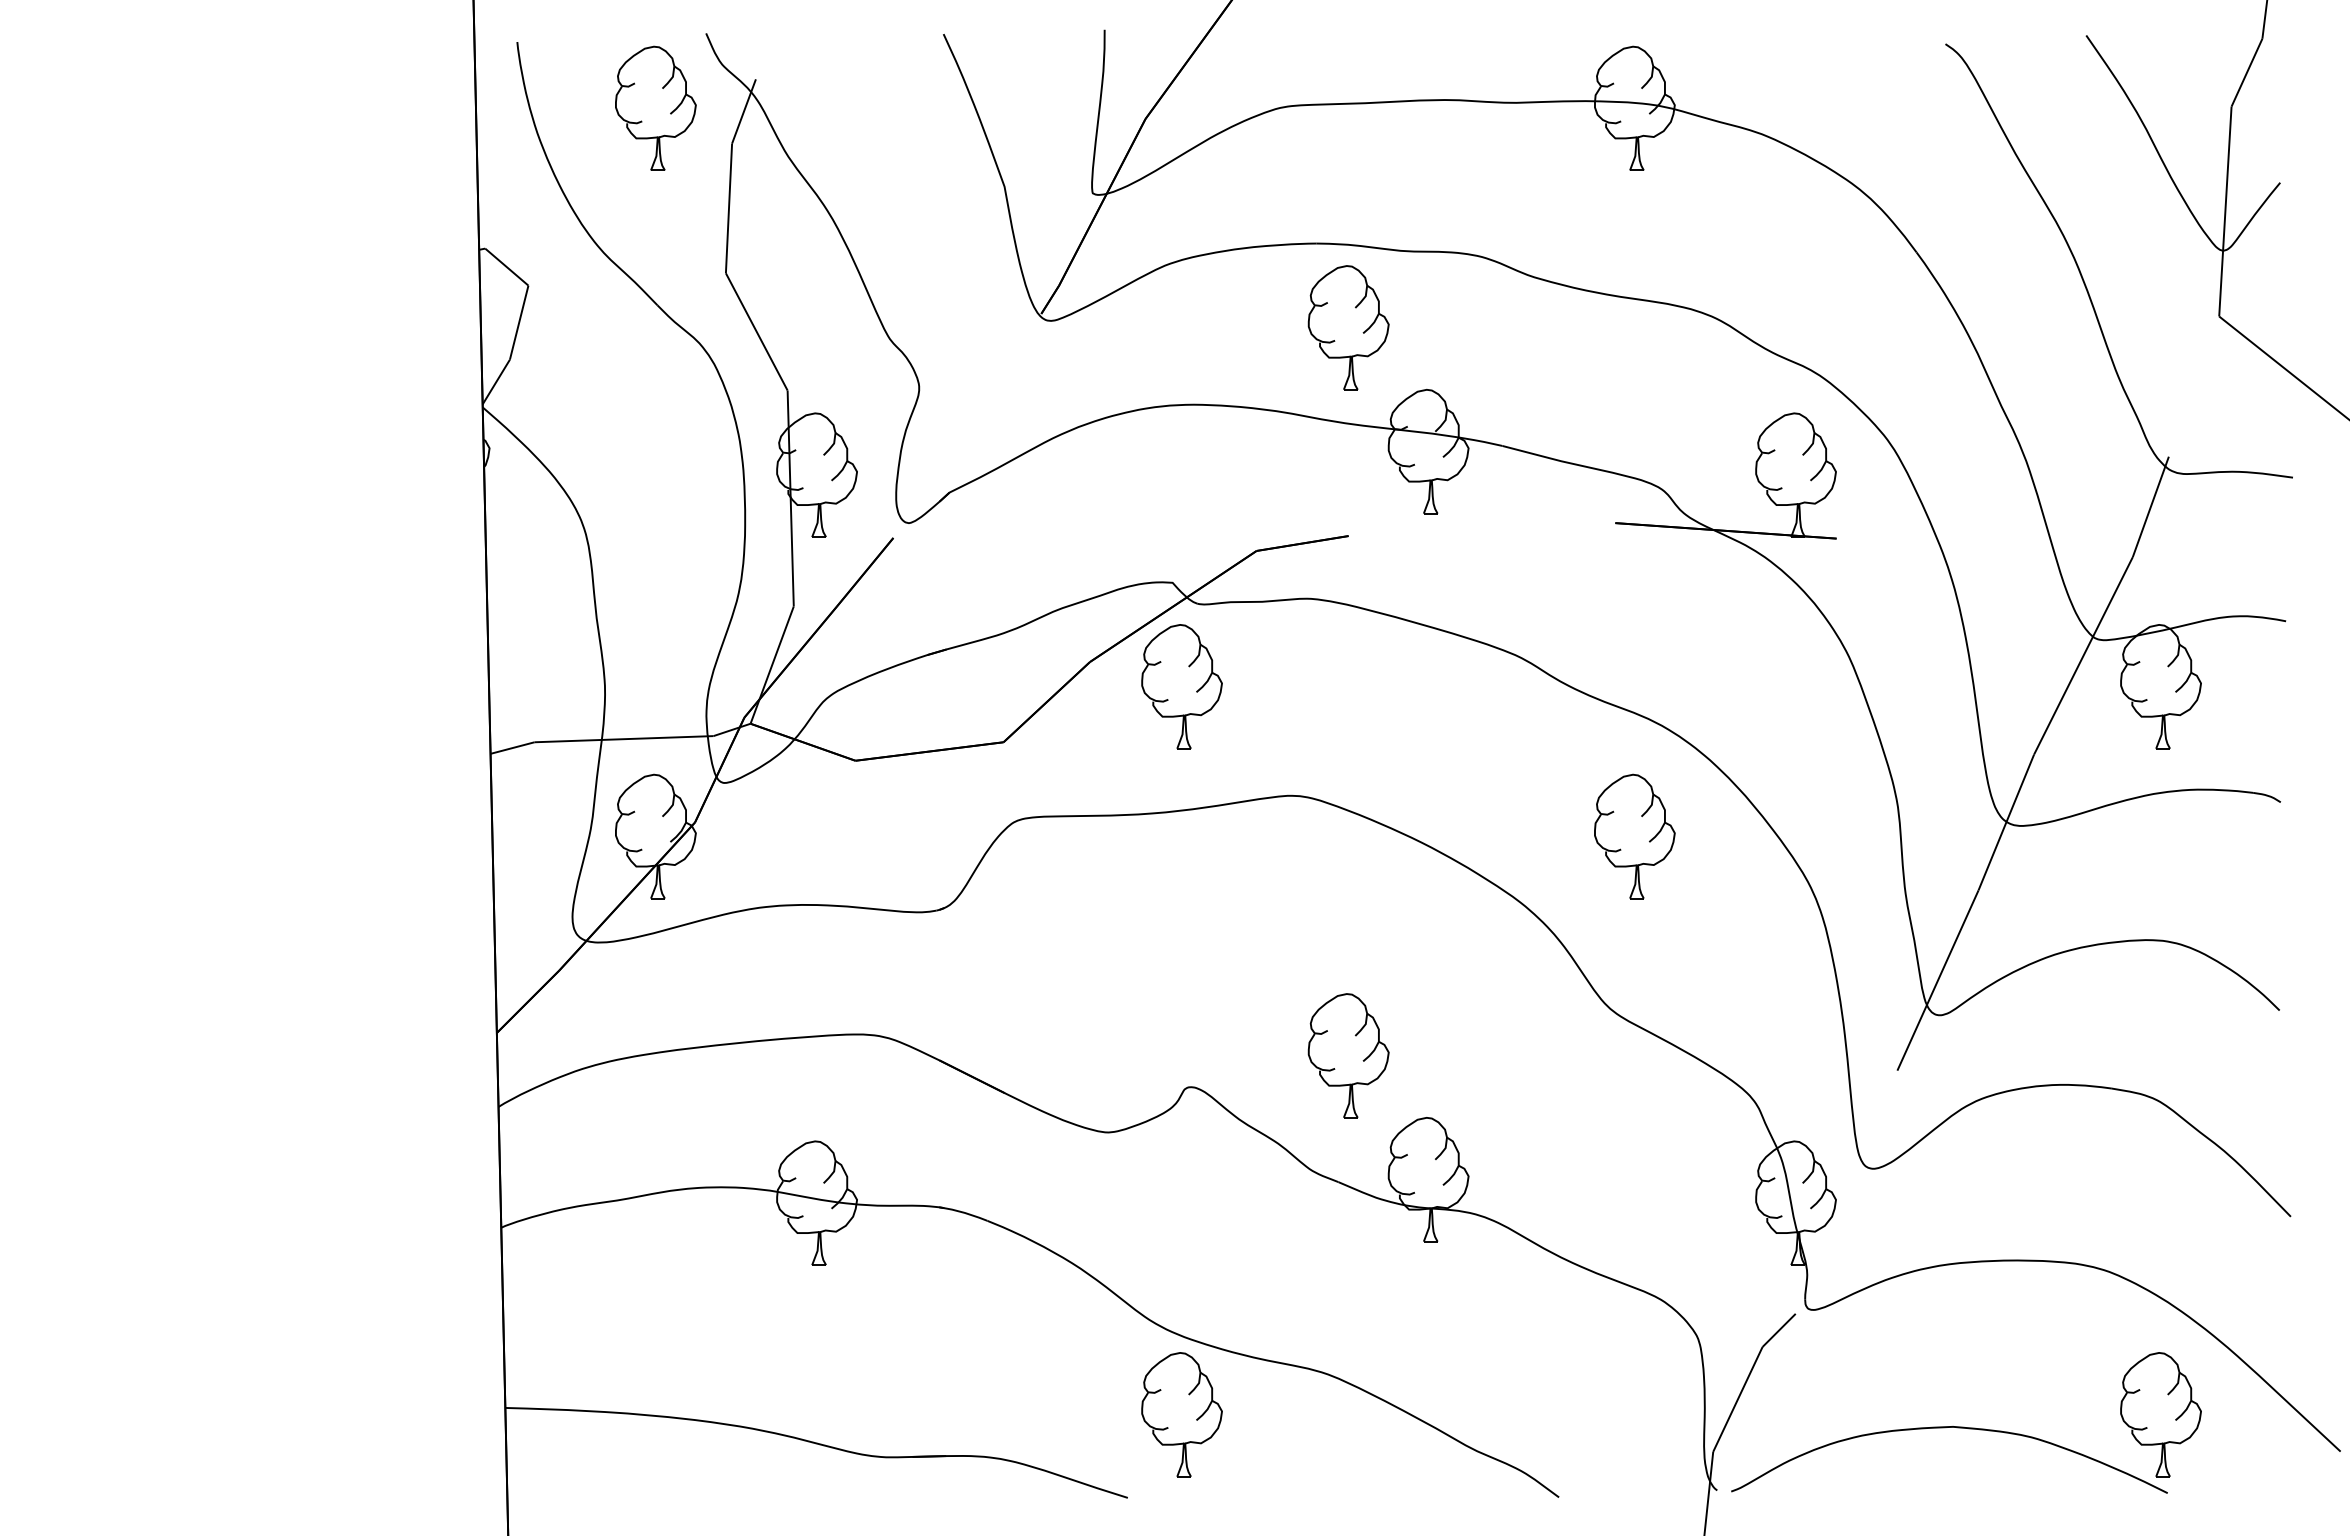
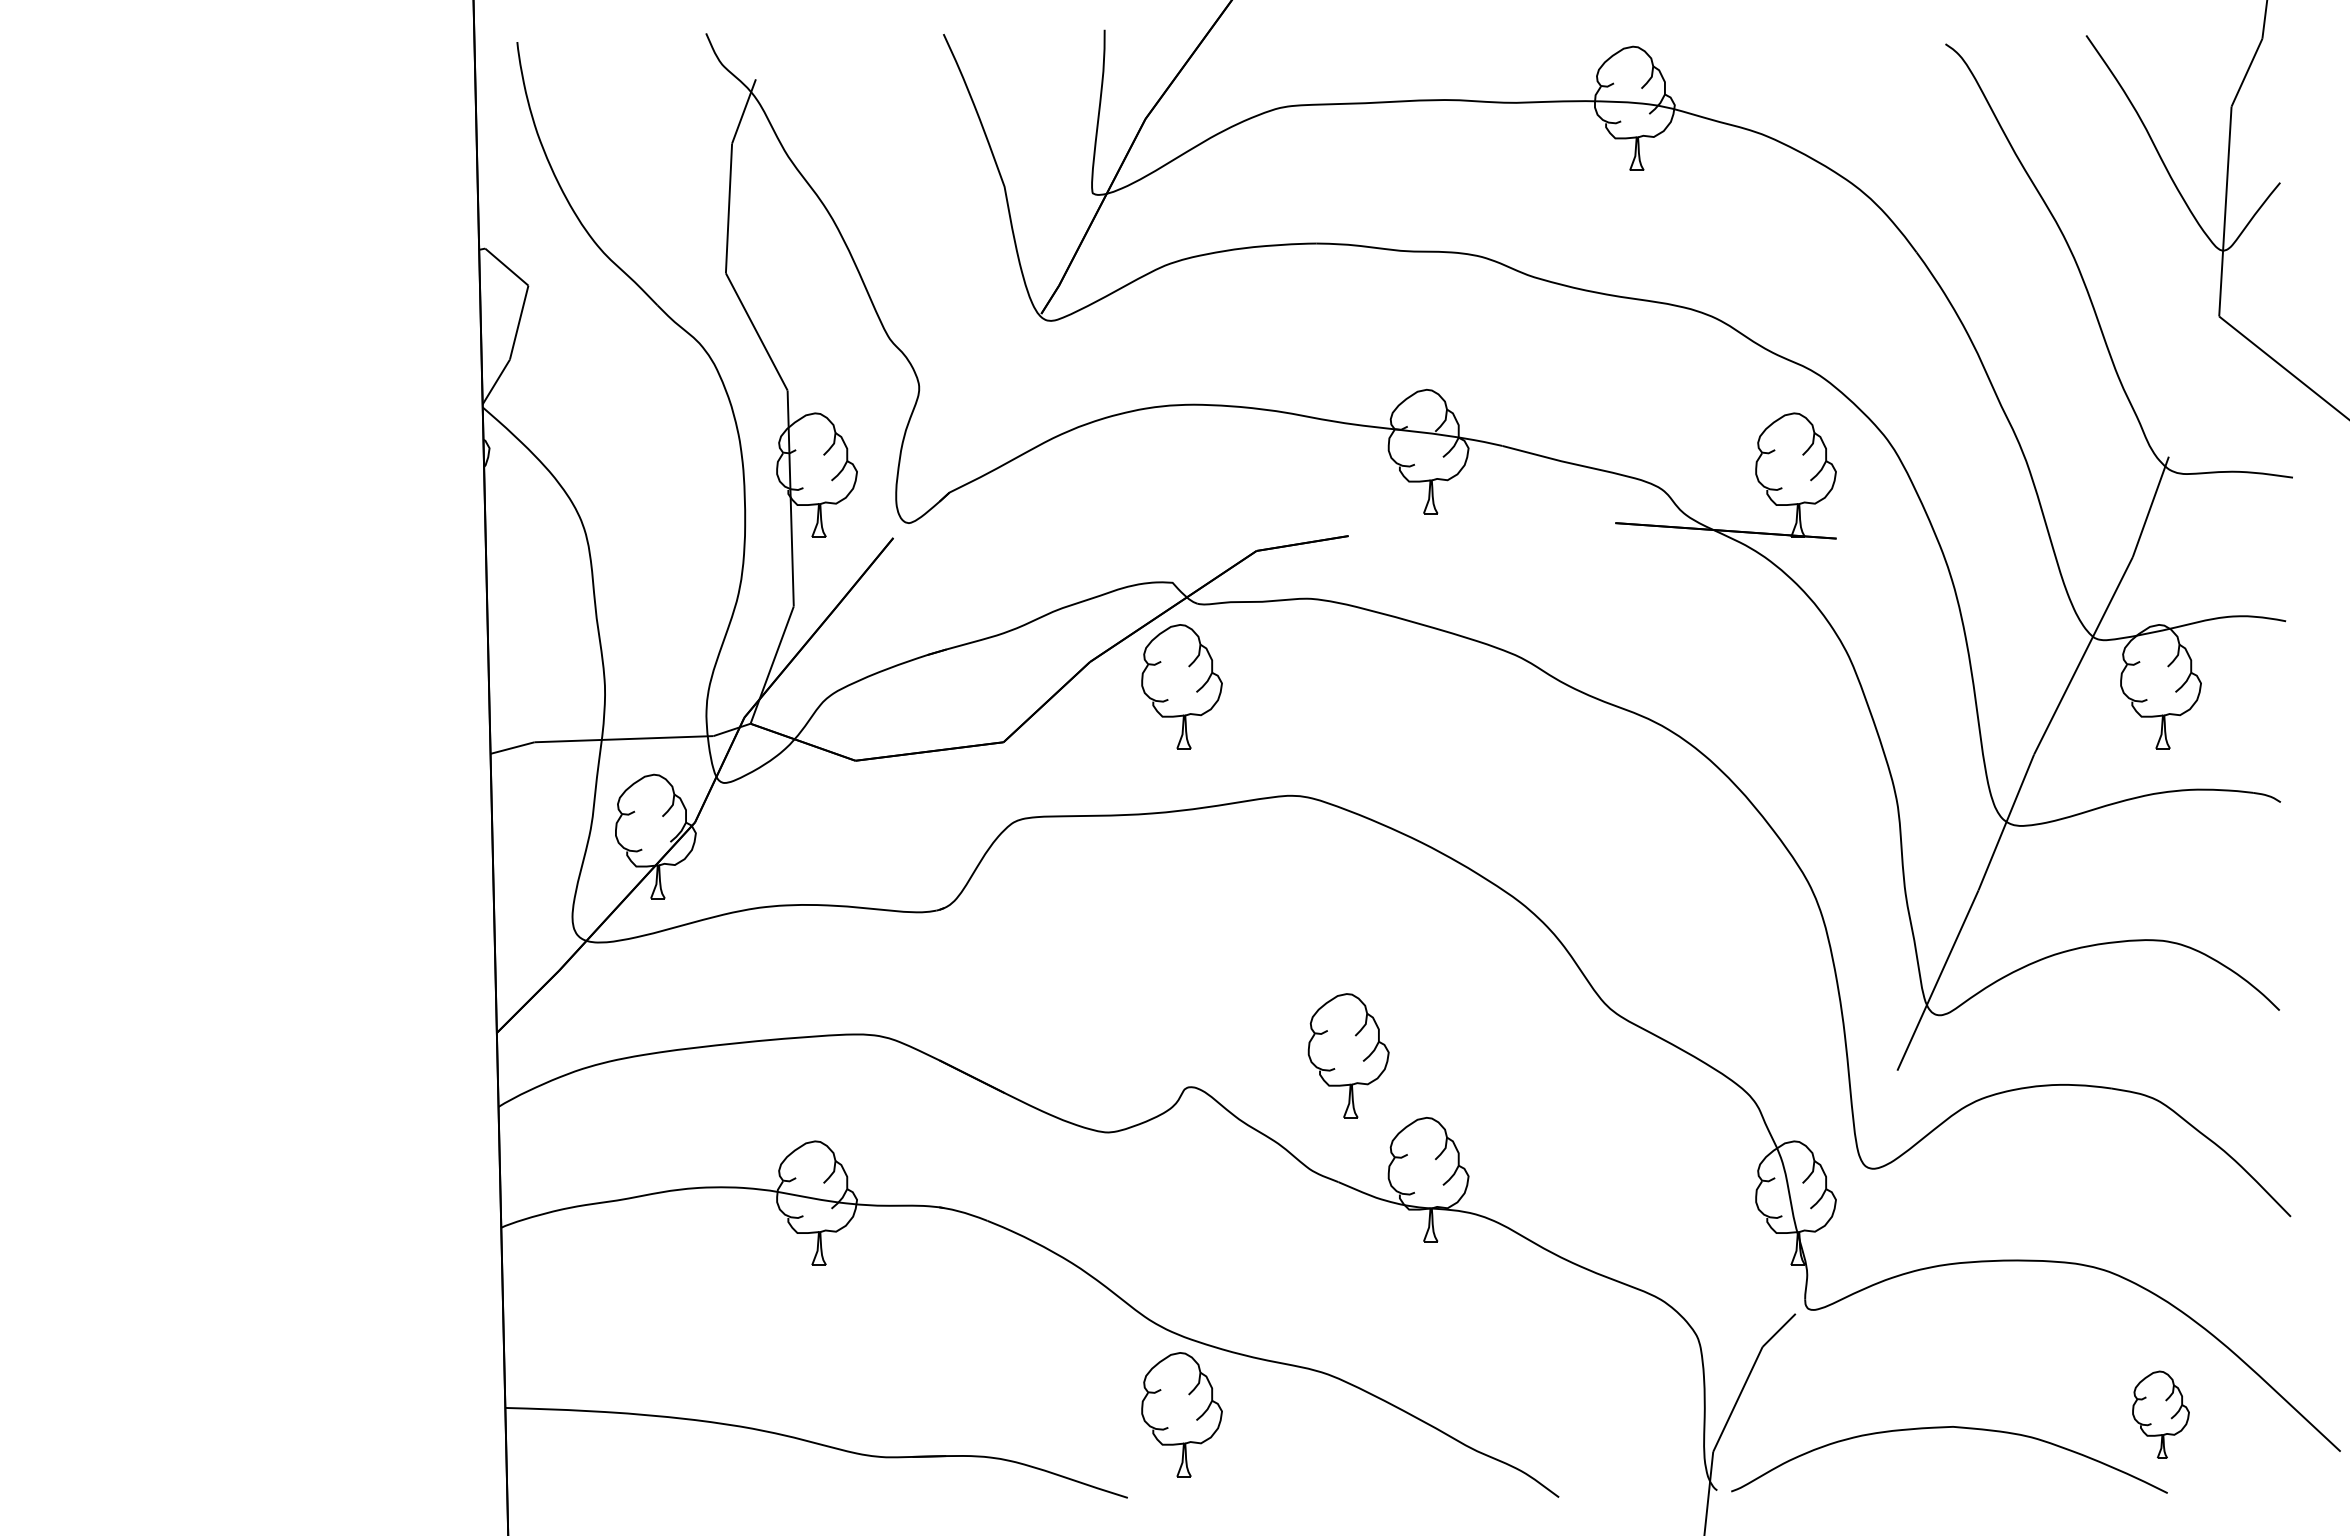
part: present -> none (655, 107)
part: present -> none (1348, 327)
part: present -> none (1634, 836)
part size: 82x126 px -> 58x89 px (2160, 1414)
